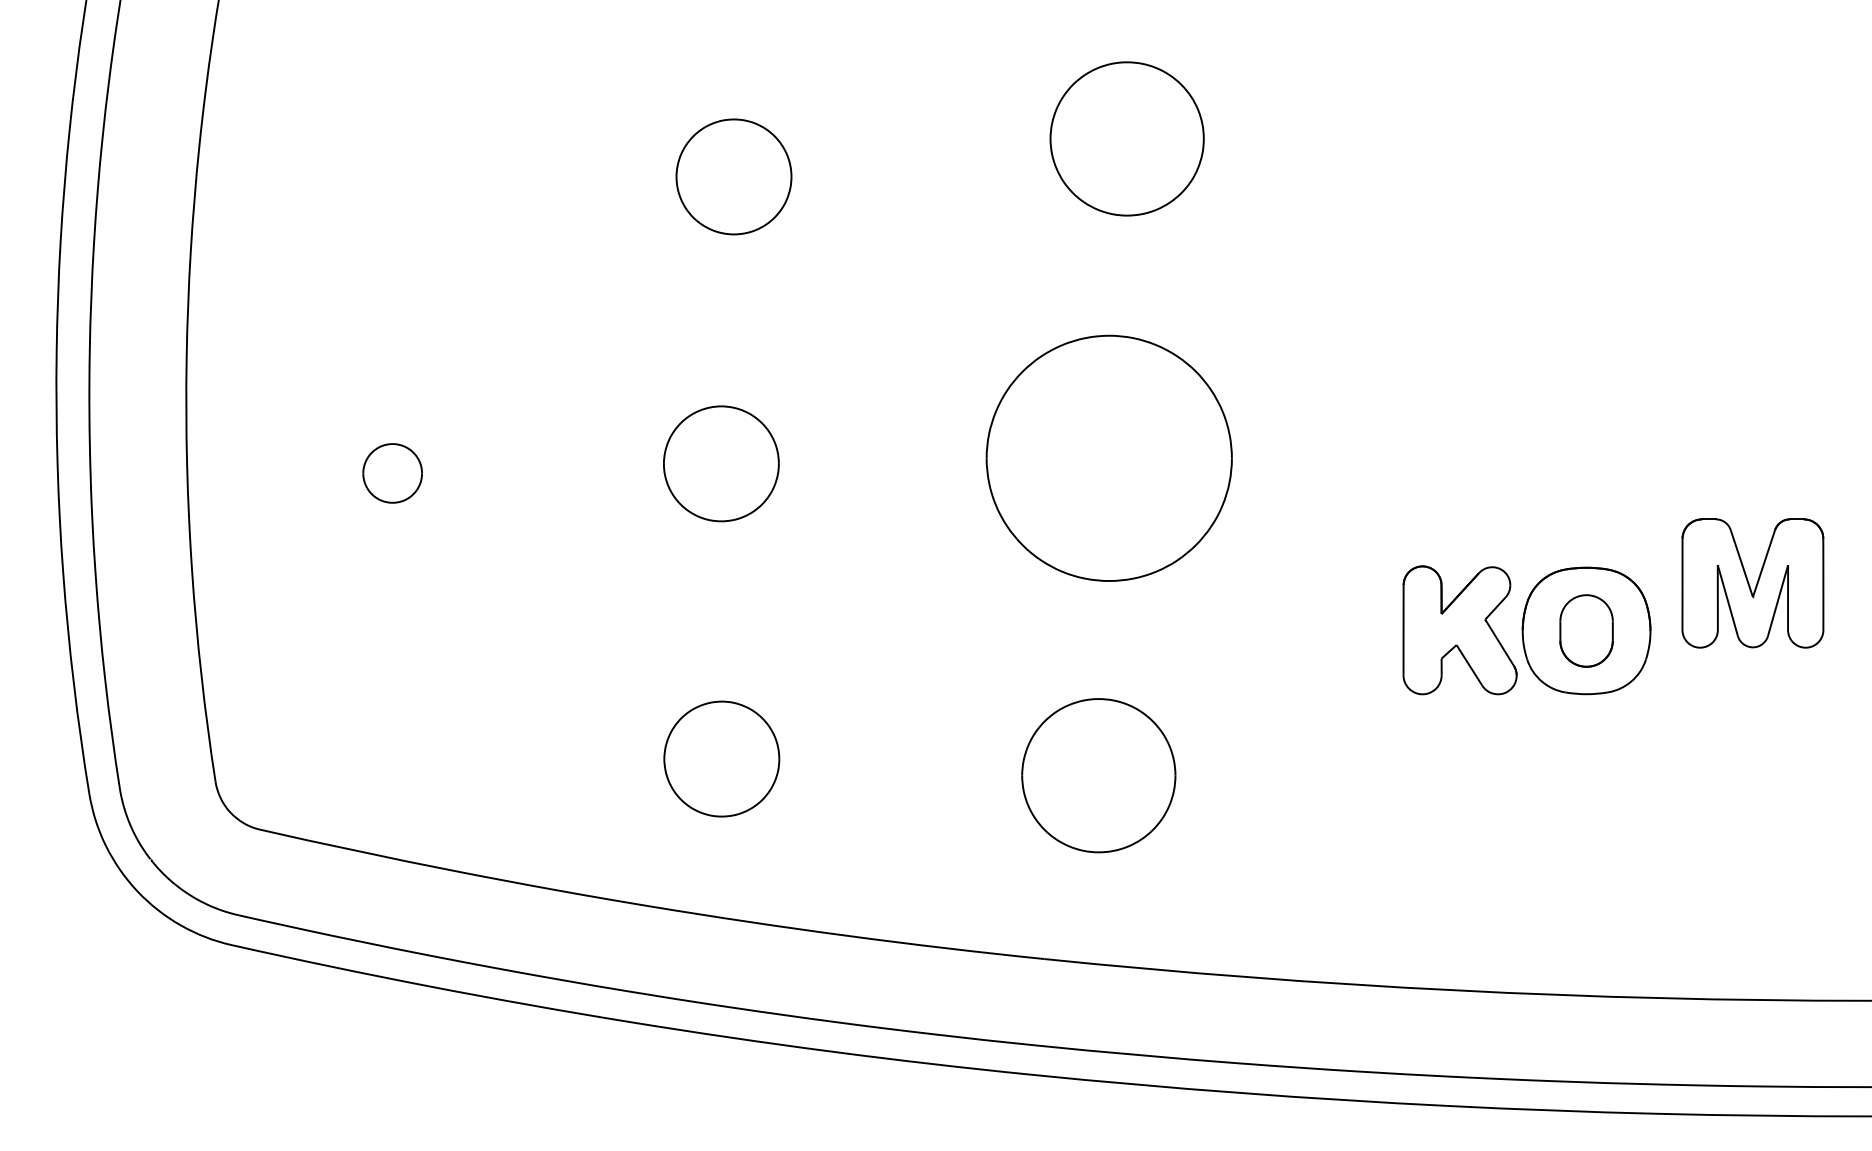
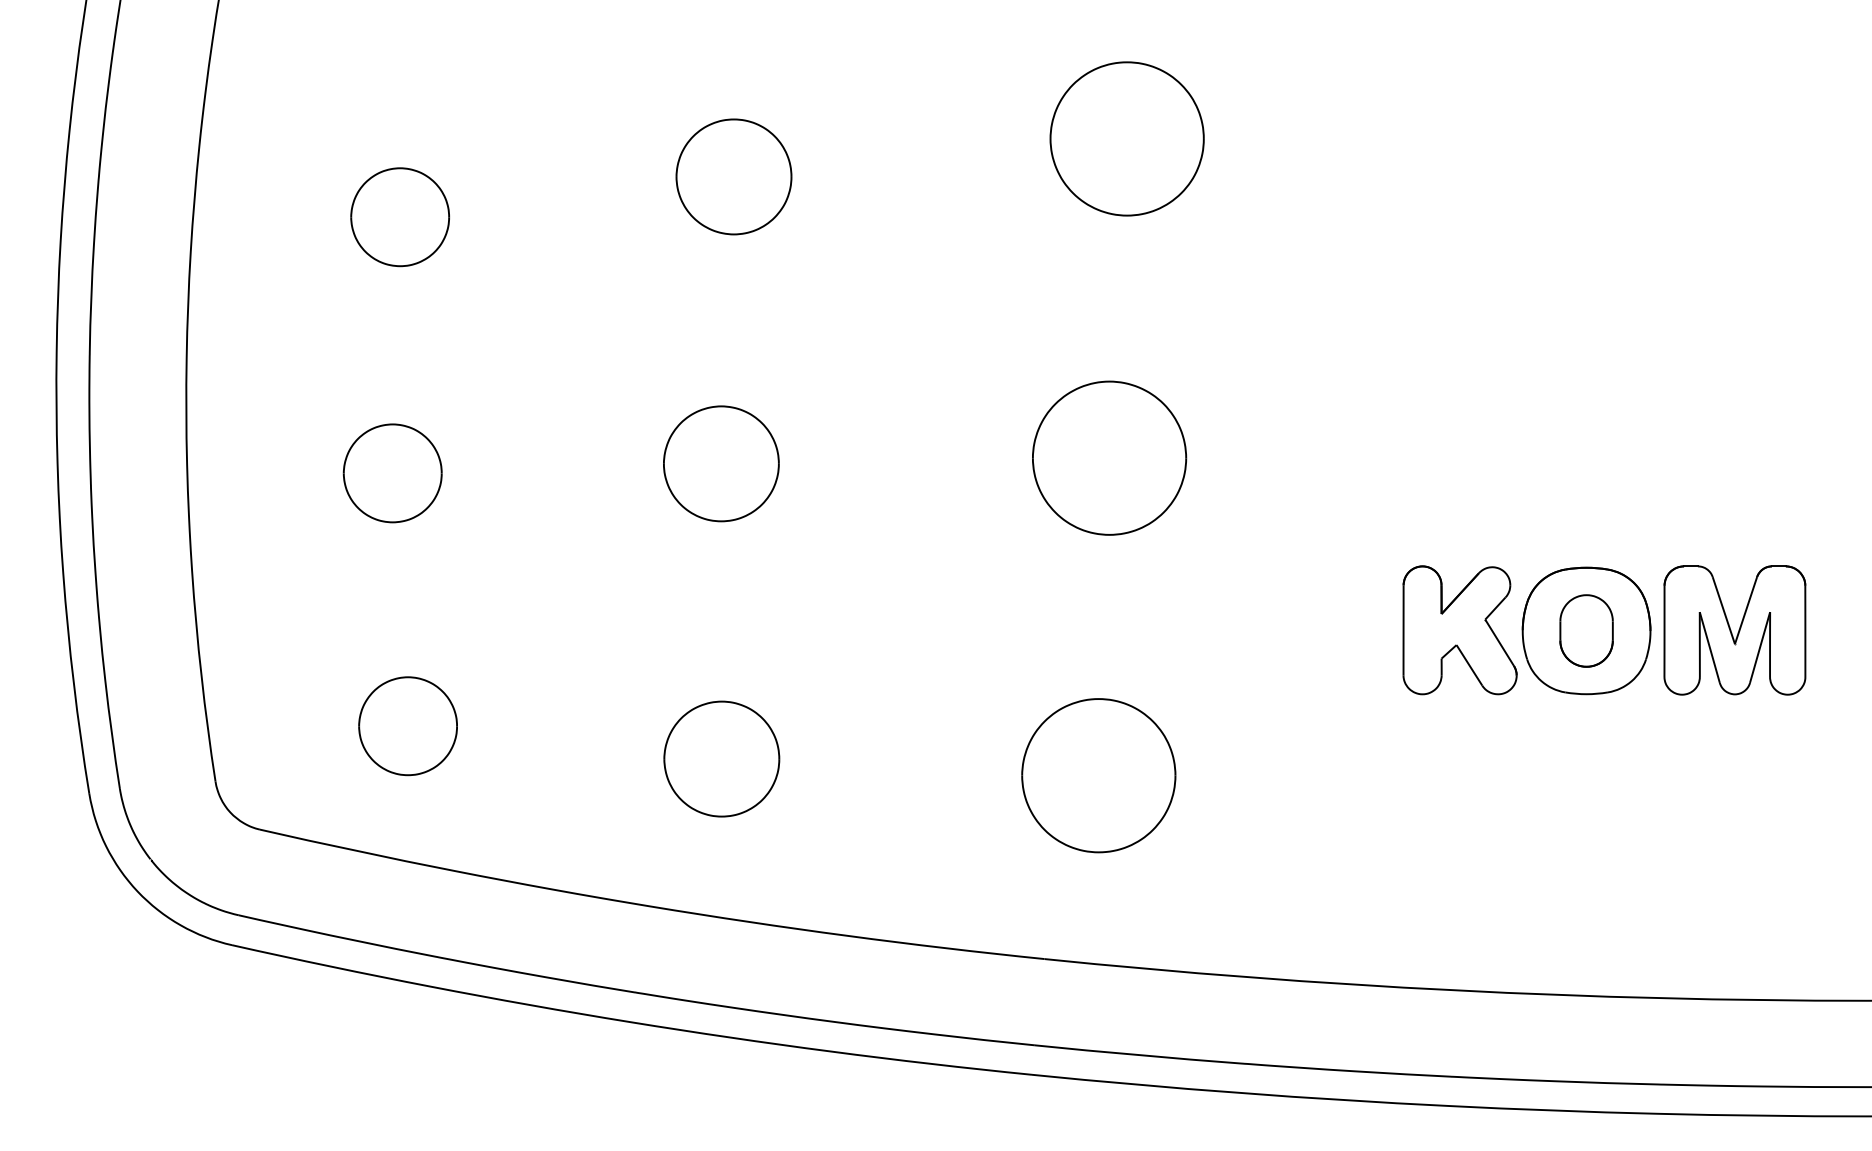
part: none -> present (399, 217)
part size: 248x248 px -> 156x156 px (1109, 457)
part size: 61x61 px -> 101x101 px (392, 473)
part position: (1752, 583) -> (1734, 630) (1734, 630)
part: none -> present (407, 726)
